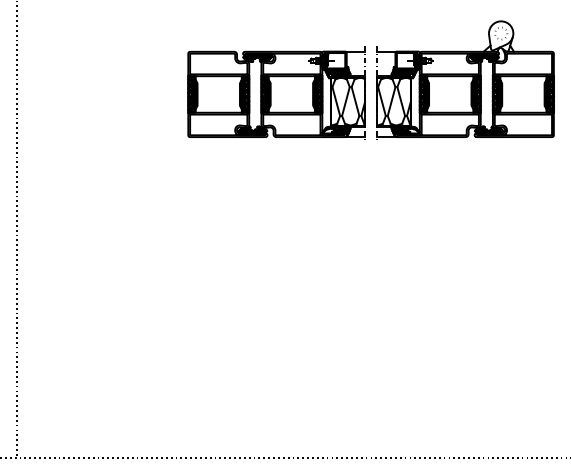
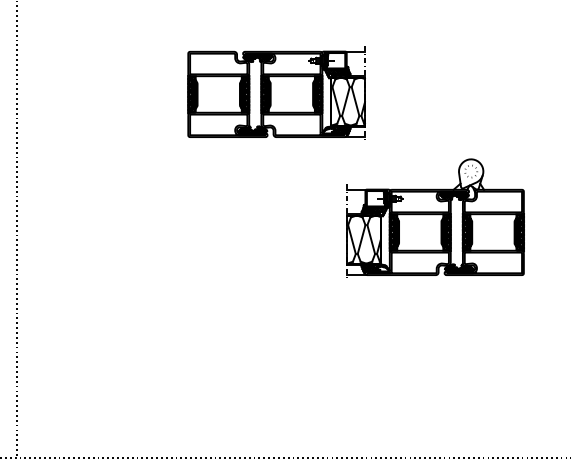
part position: (465, 79) -> (435, 217) (435, 217)
